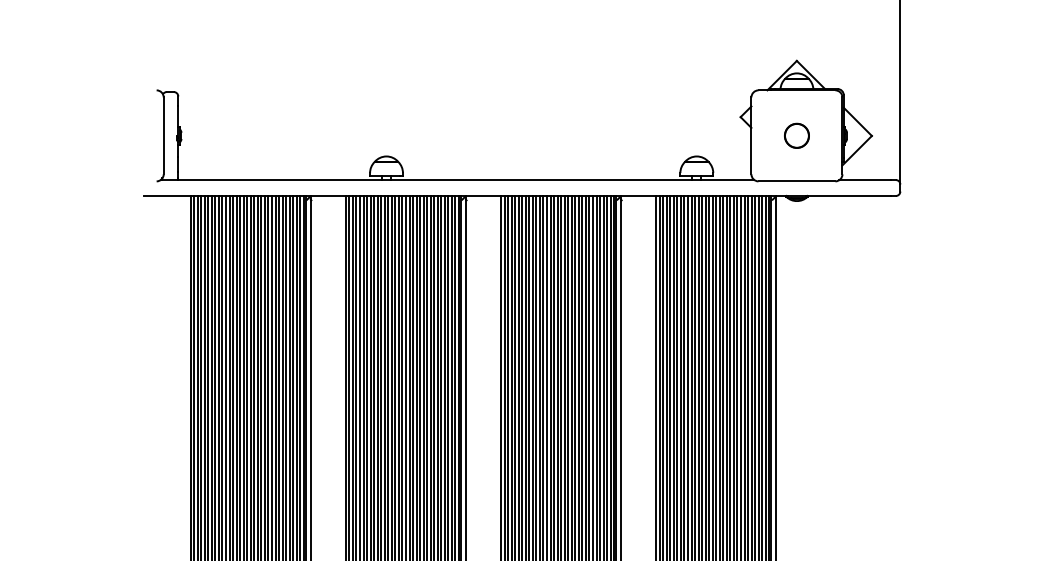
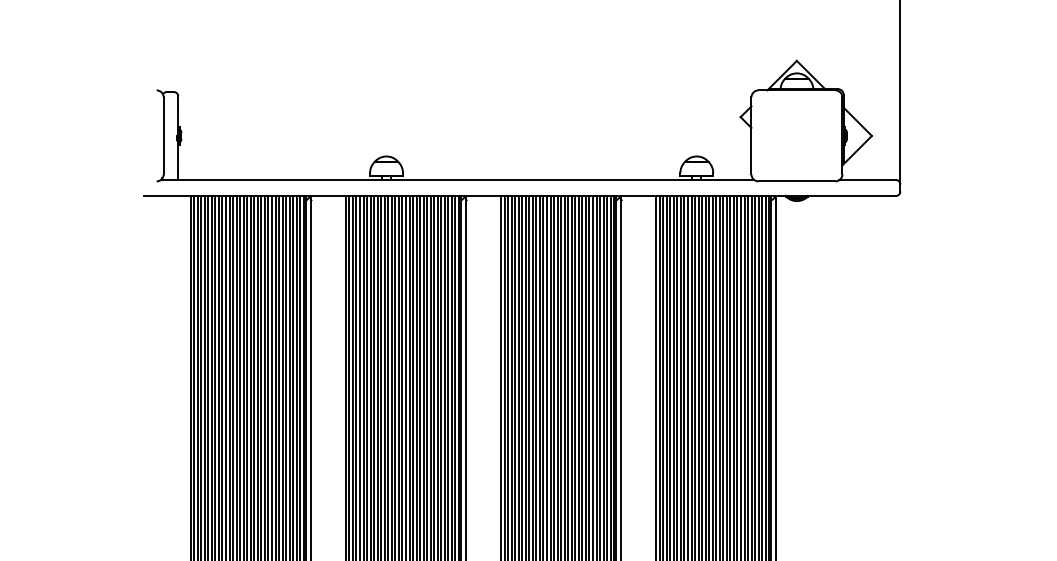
circle: present -> none (796, 135)
